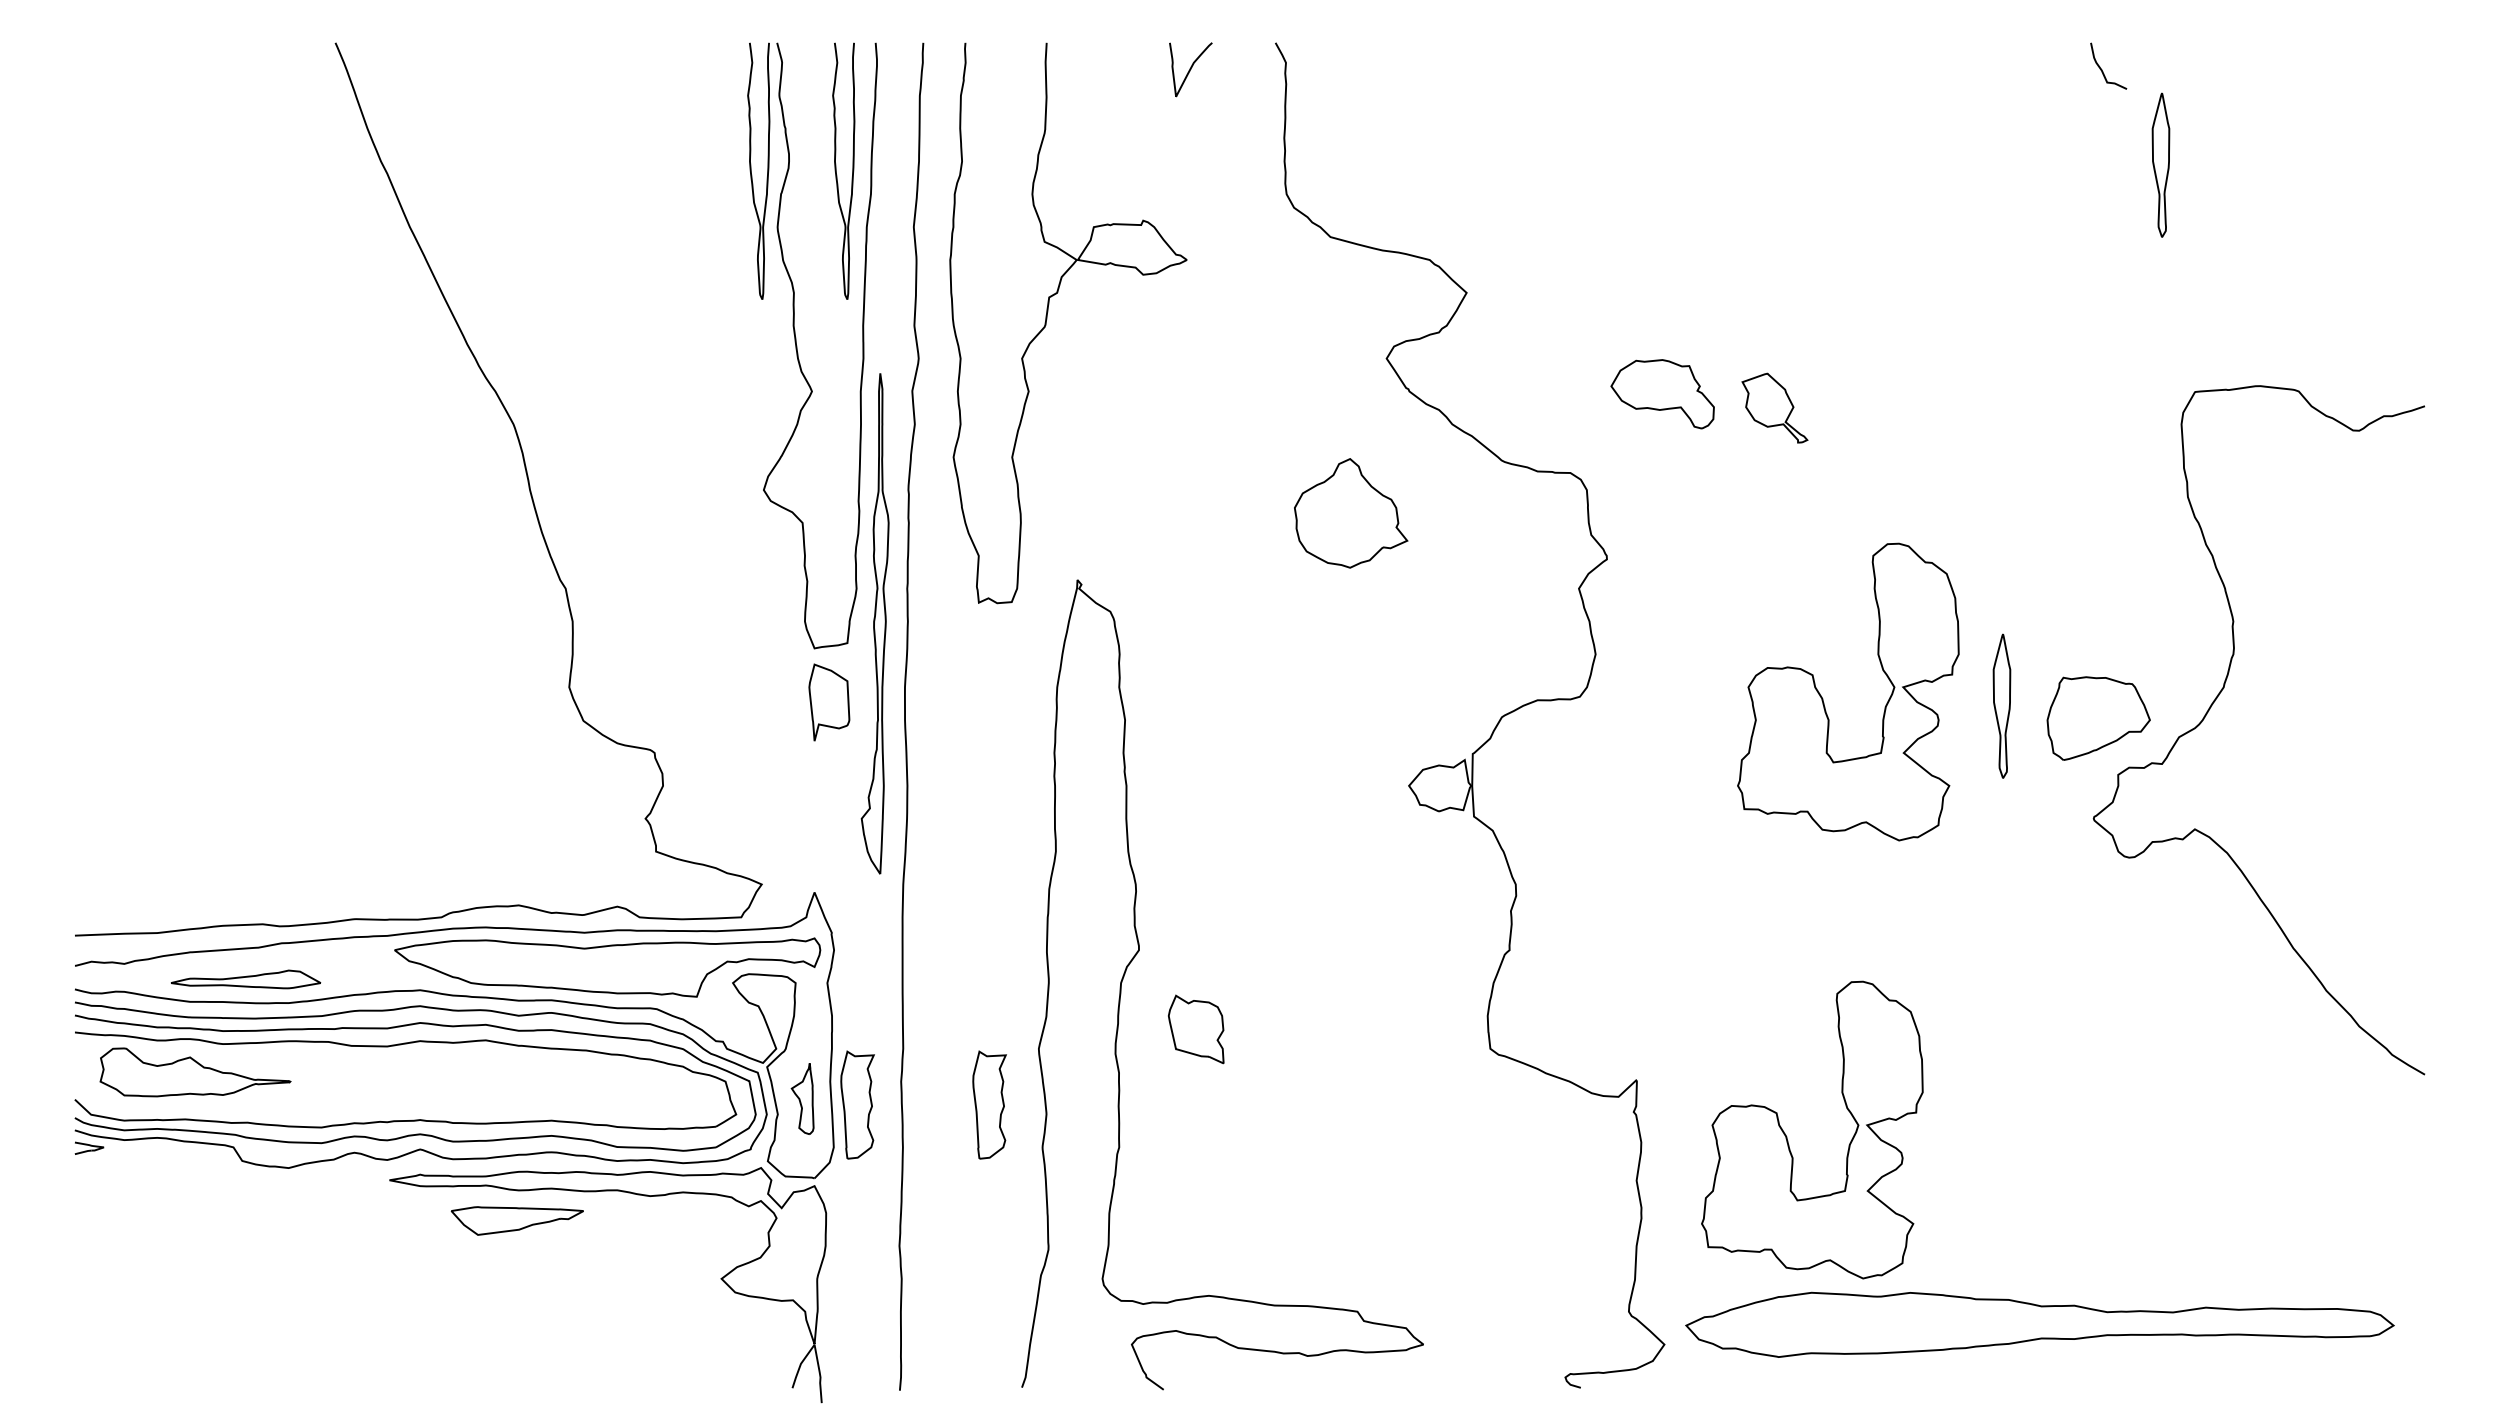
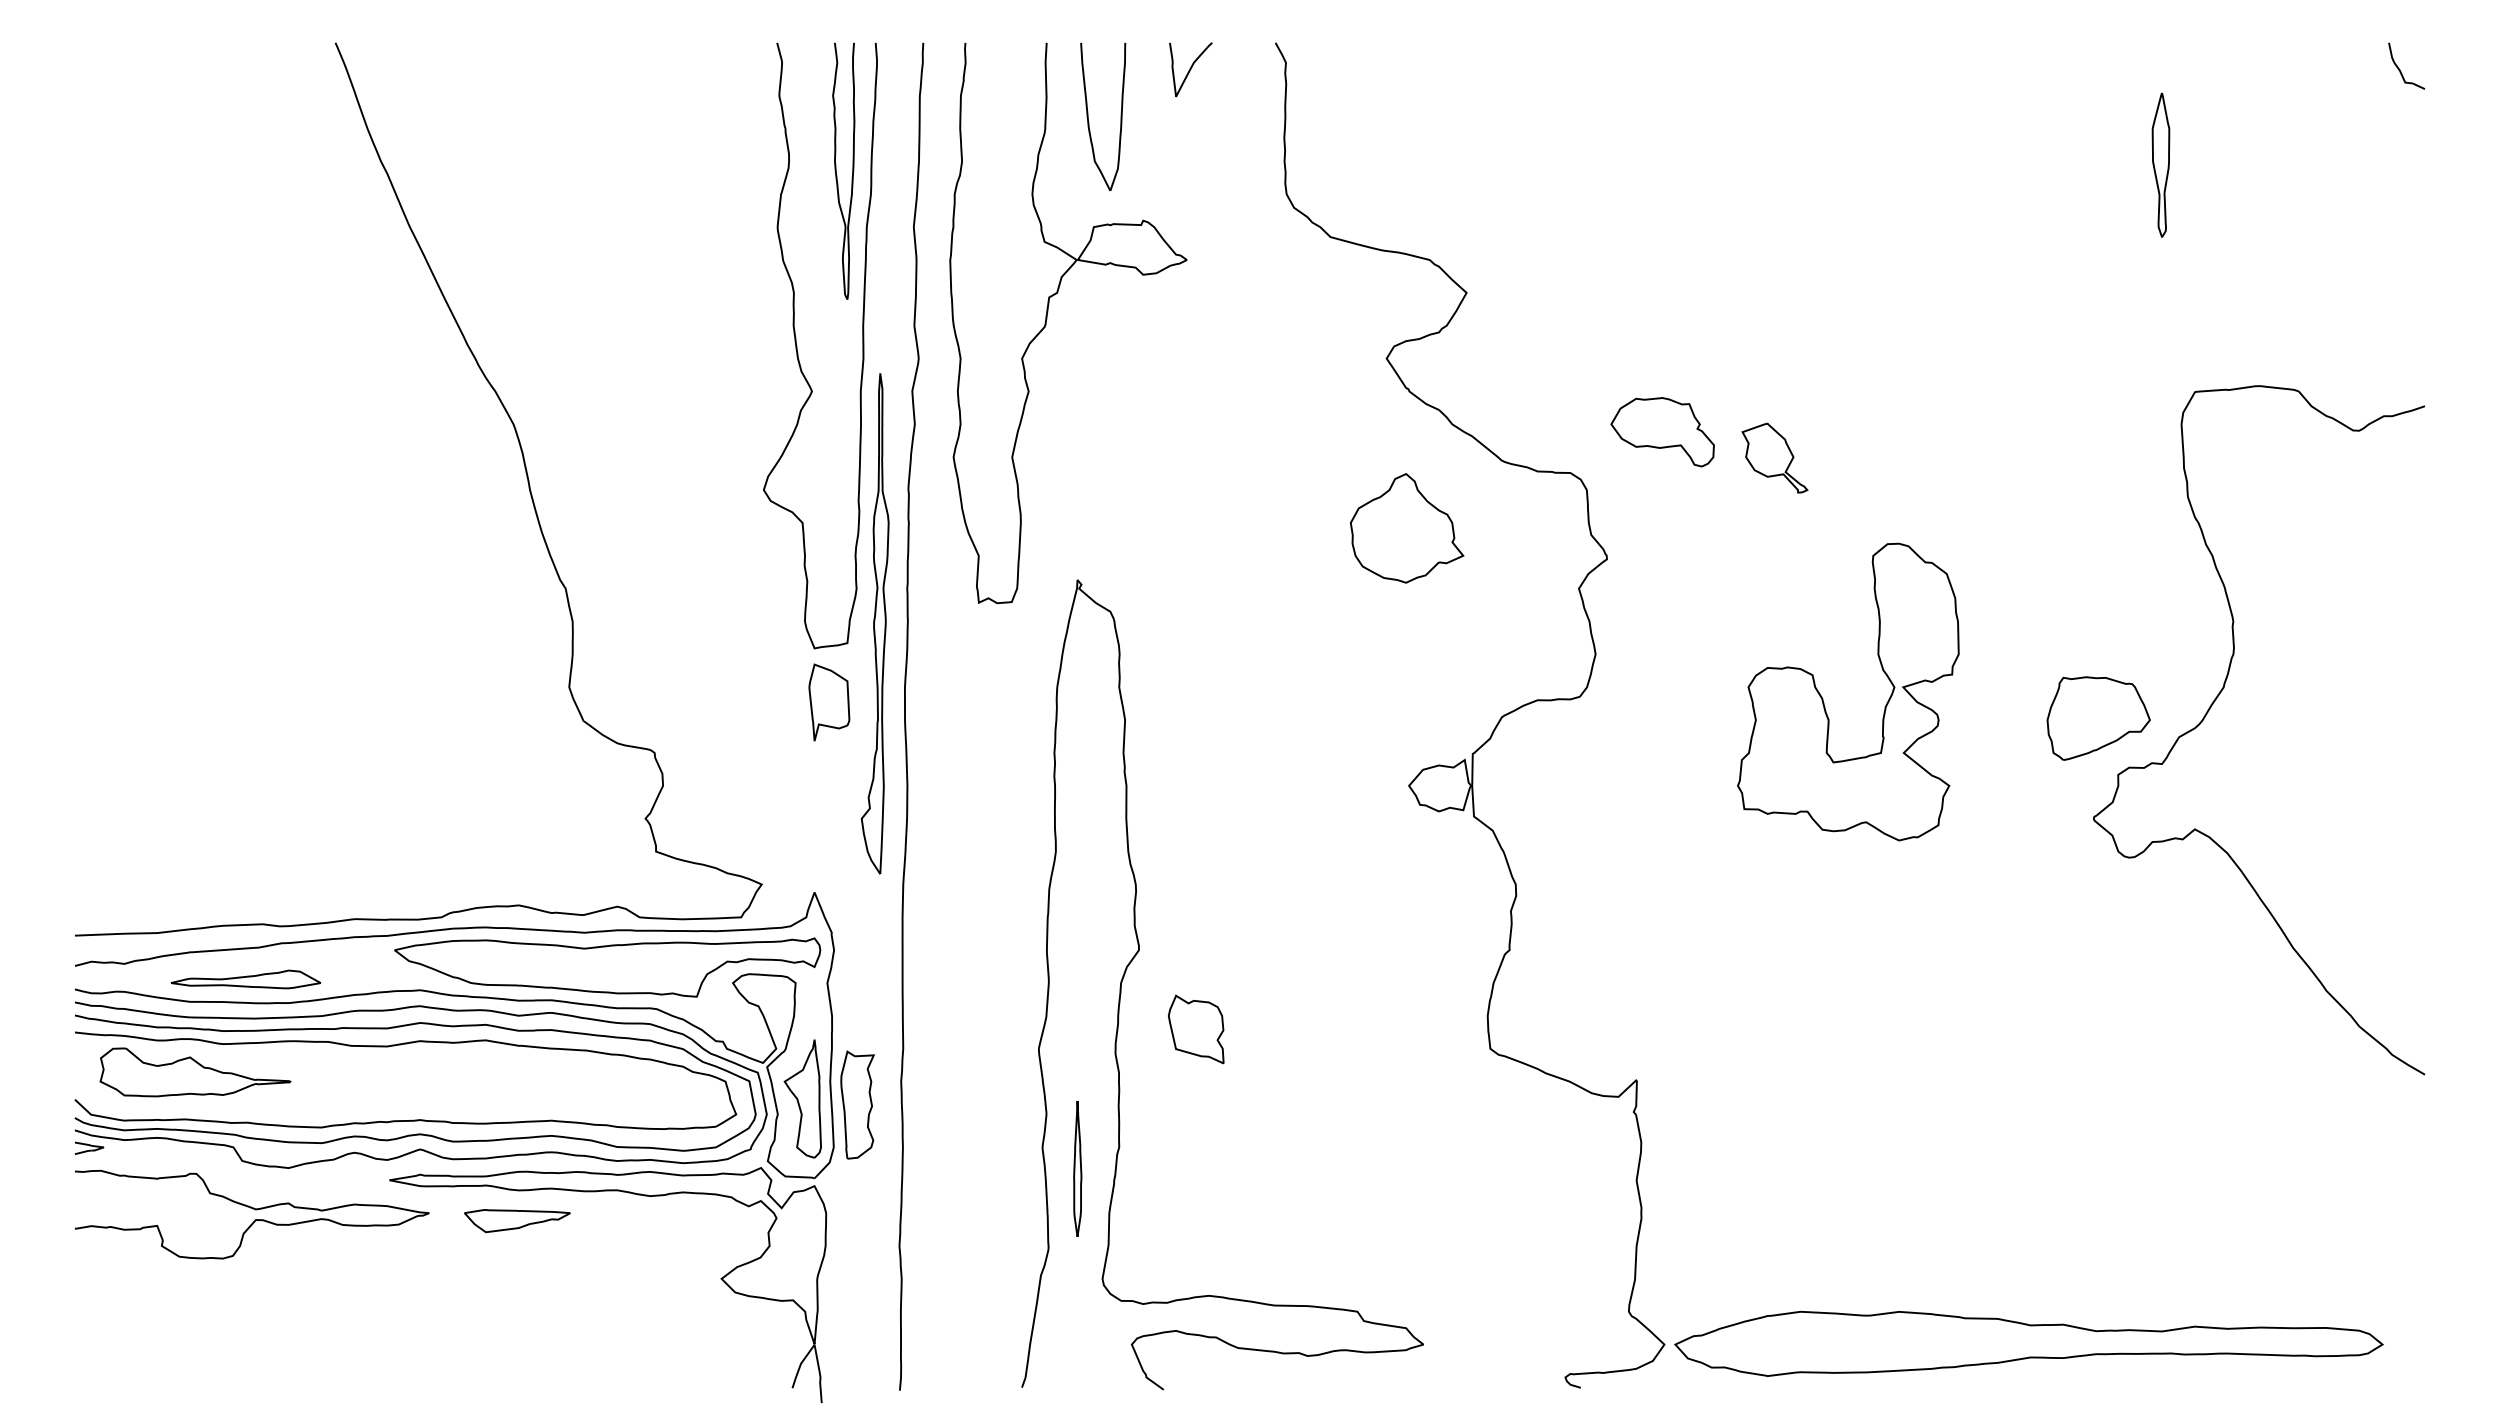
curve position: (2102, 69) -> (2400, 69) (2400, 69)
part: none -> present (1089, 121)
curve: present -> none (751, 170)
part position: (1662, 394) -> (1662, 432) (1662, 432)
part position: (1774, 407) -> (1774, 457) (1774, 457)
part position: (1351, 513) -> (1407, 528) (1407, 528)
part: present -> none (2001, 705)
part size: 25x72 px -> 39x120 px (802, 1098)
part: present -> none (989, 1104)
part: present -> none (1787, 1136)
part: none -> present (1077, 1168)
curve: none -> present (252, 1209)
part size: 134x30 px -> 107x25 px (517, 1221)
part position: (2039, 1324) -> (2028, 1343) (2028, 1343)
